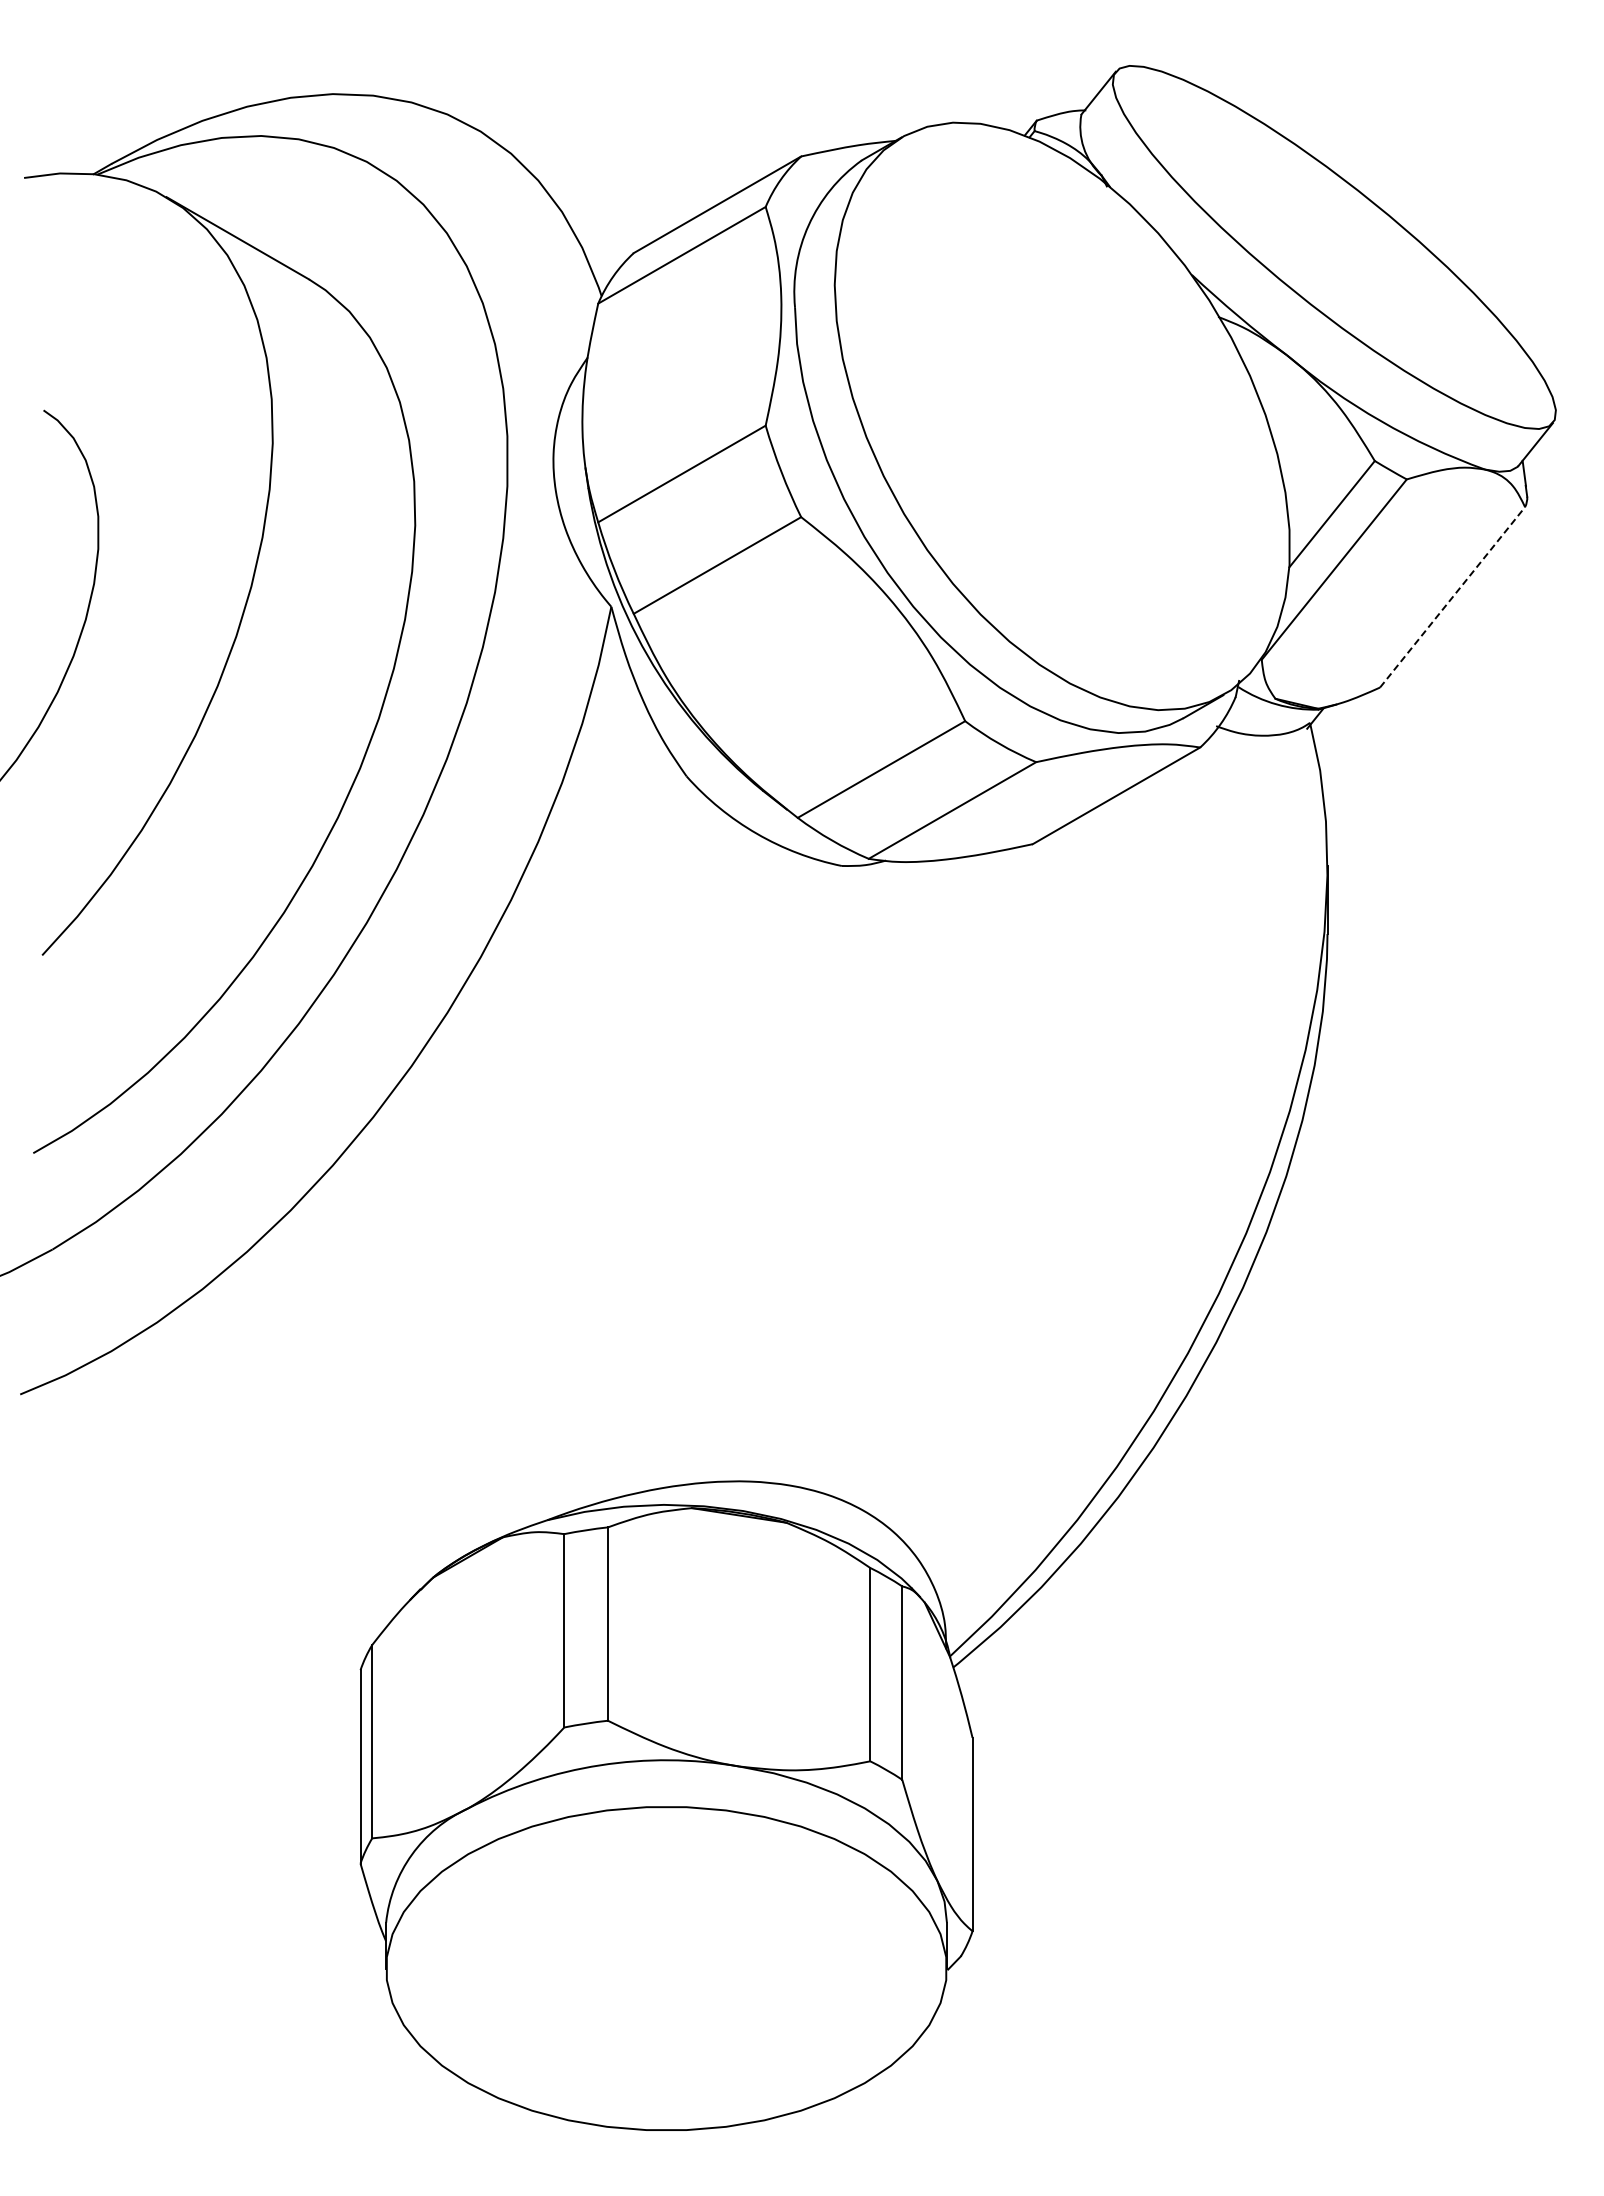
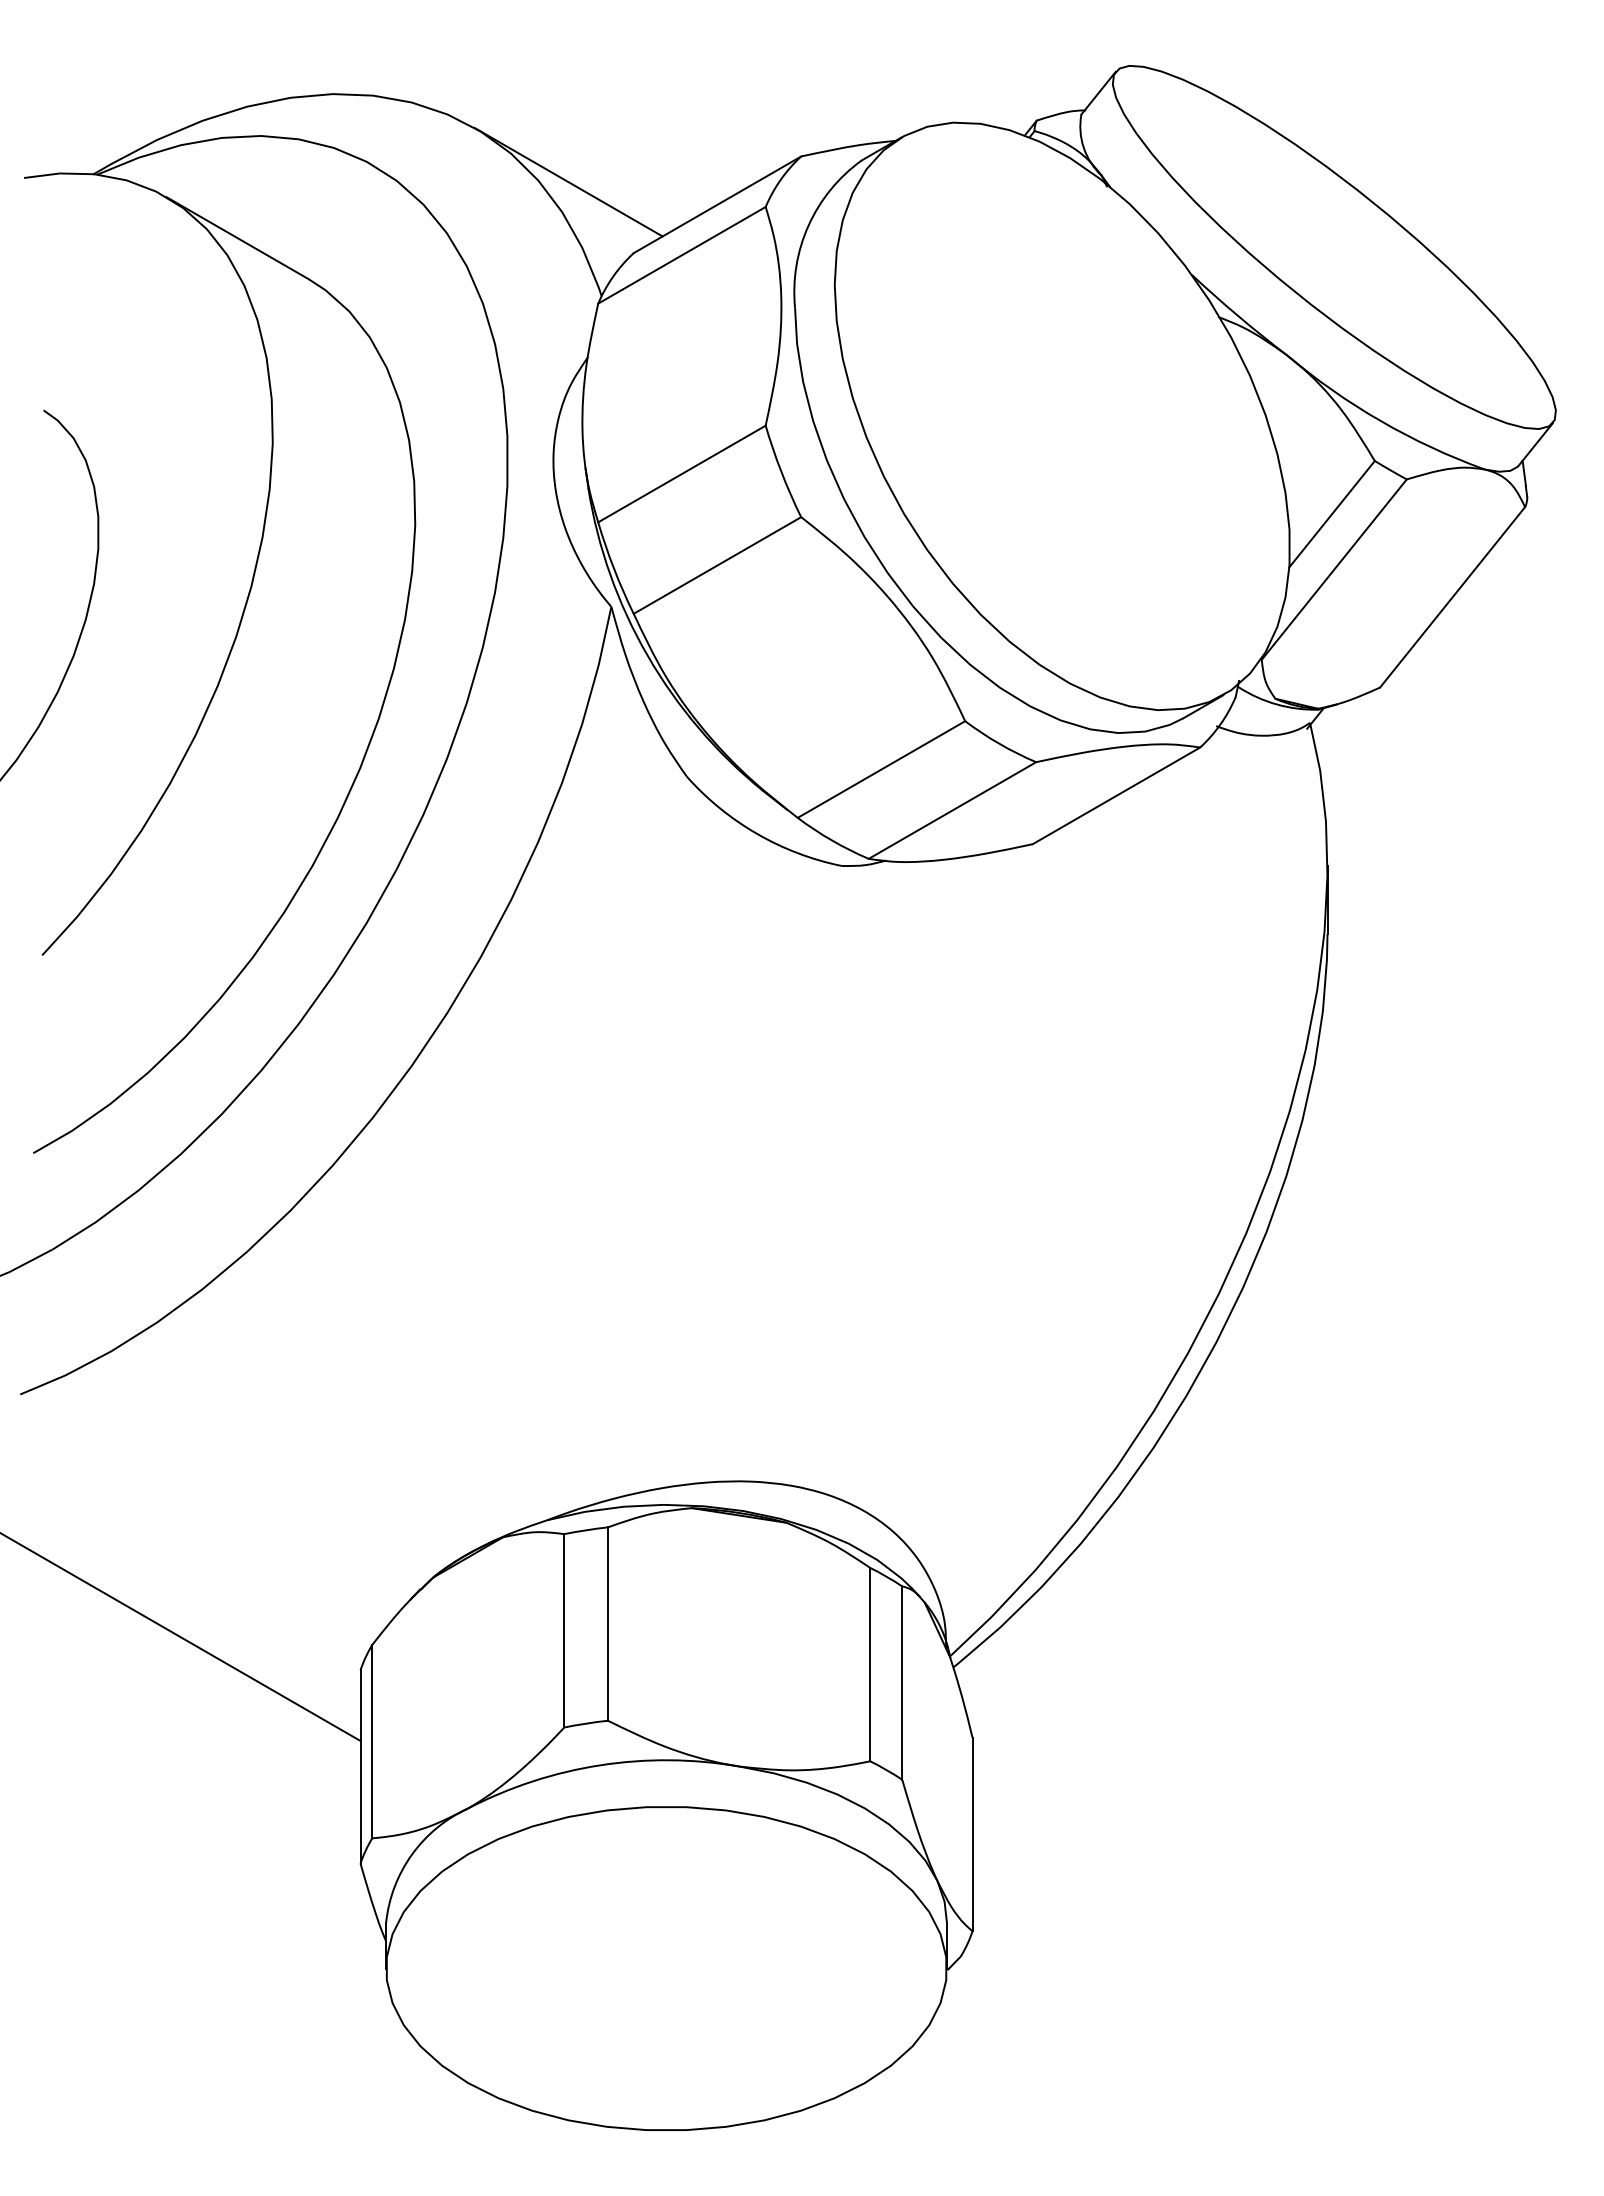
line: none -> present (568, 182)
line: dashed -> solid (1452, 597)
line: none -> present (181, 1637)
